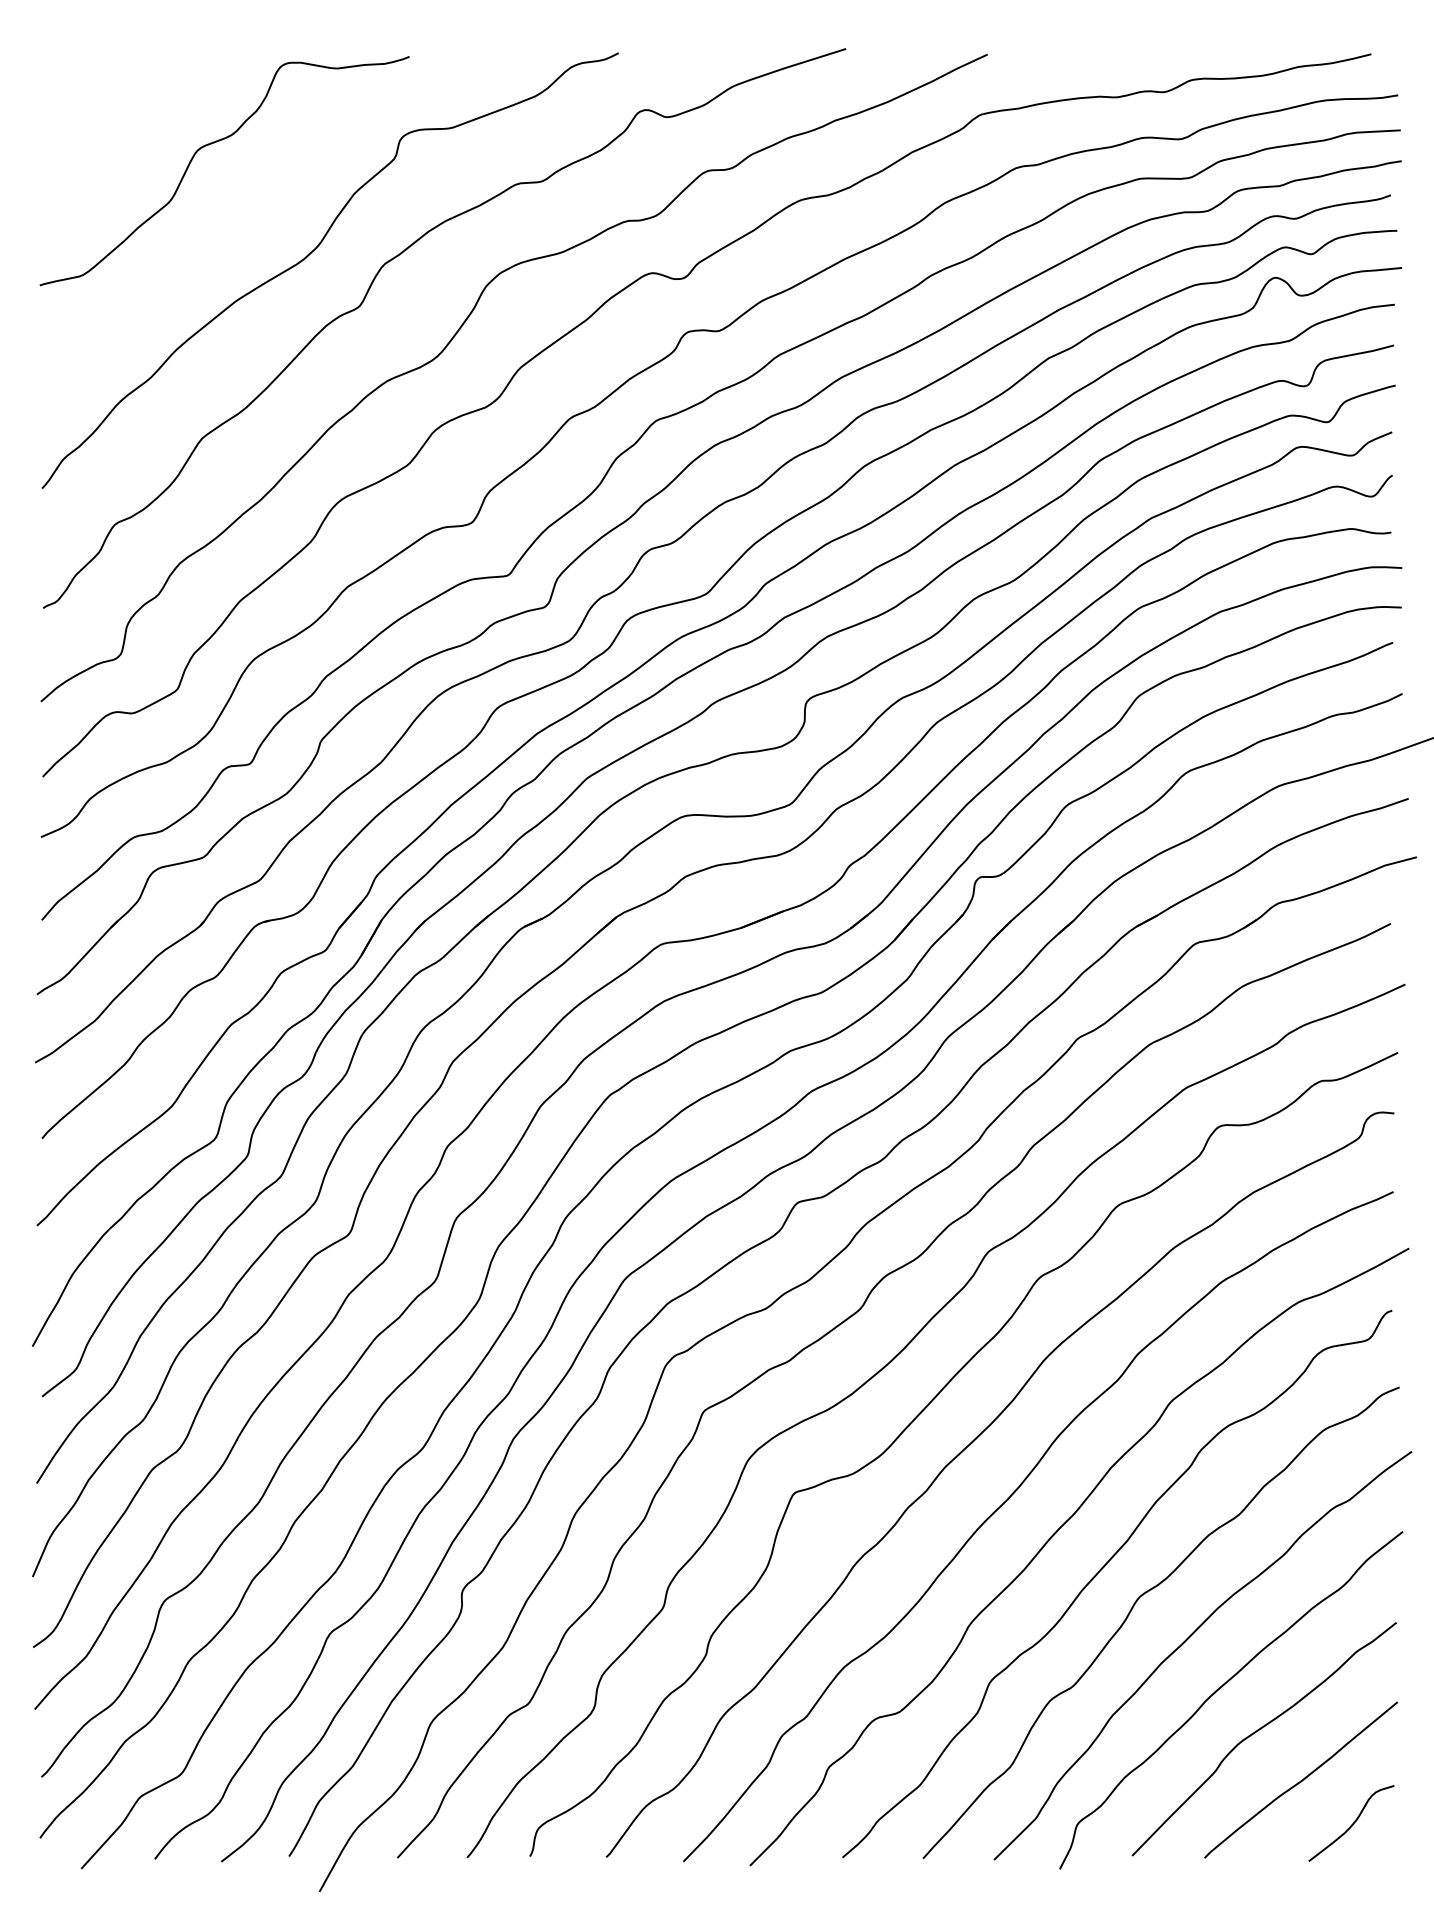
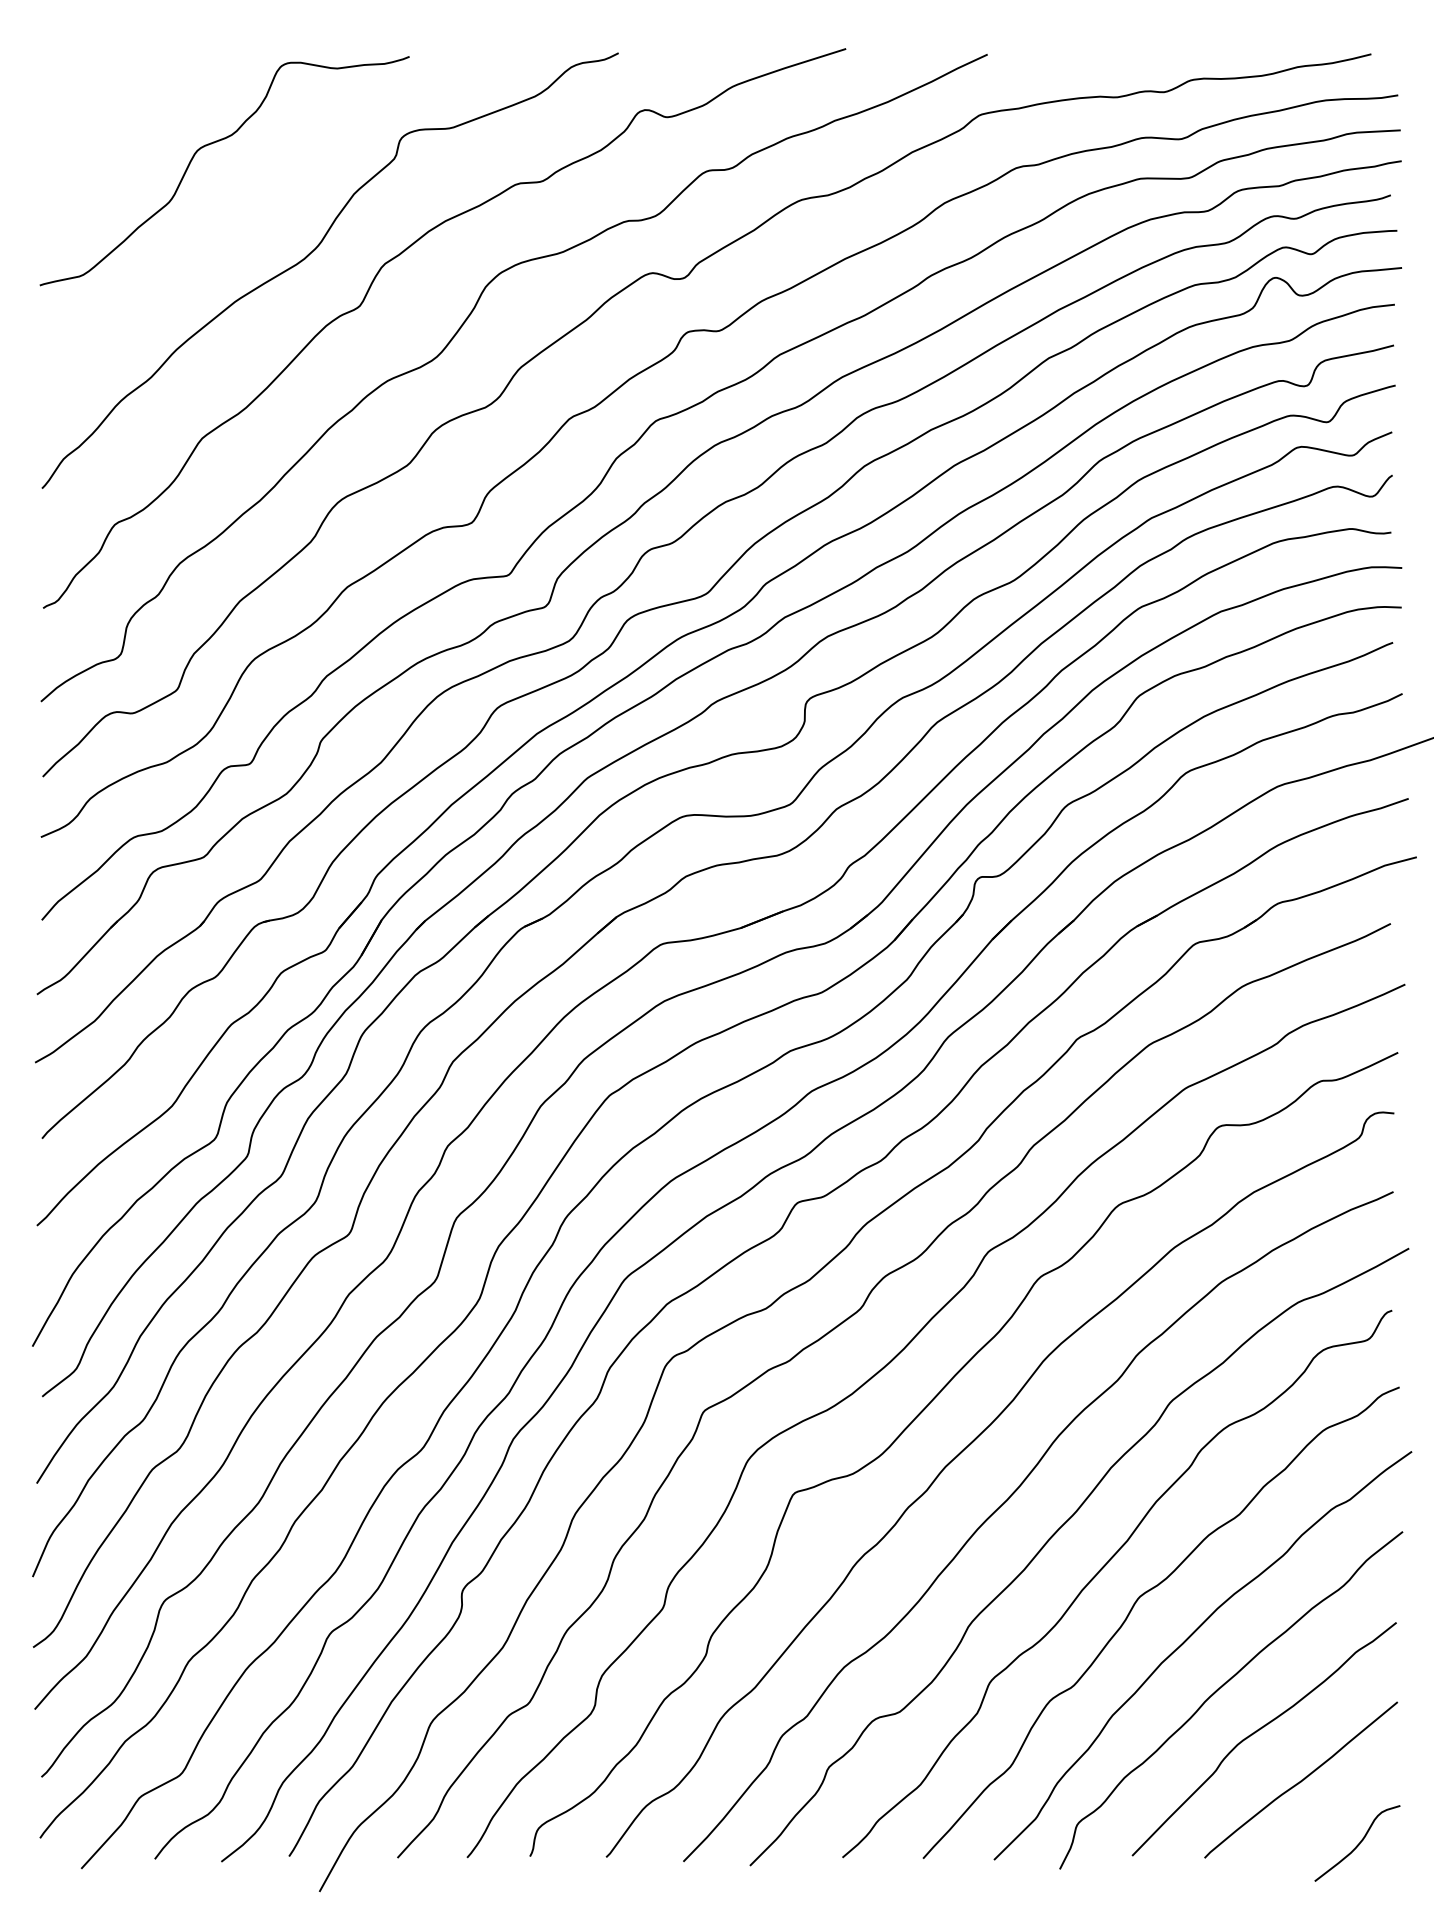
curve position: (1352, 1823) -> (1358, 1843) (1358, 1843)
